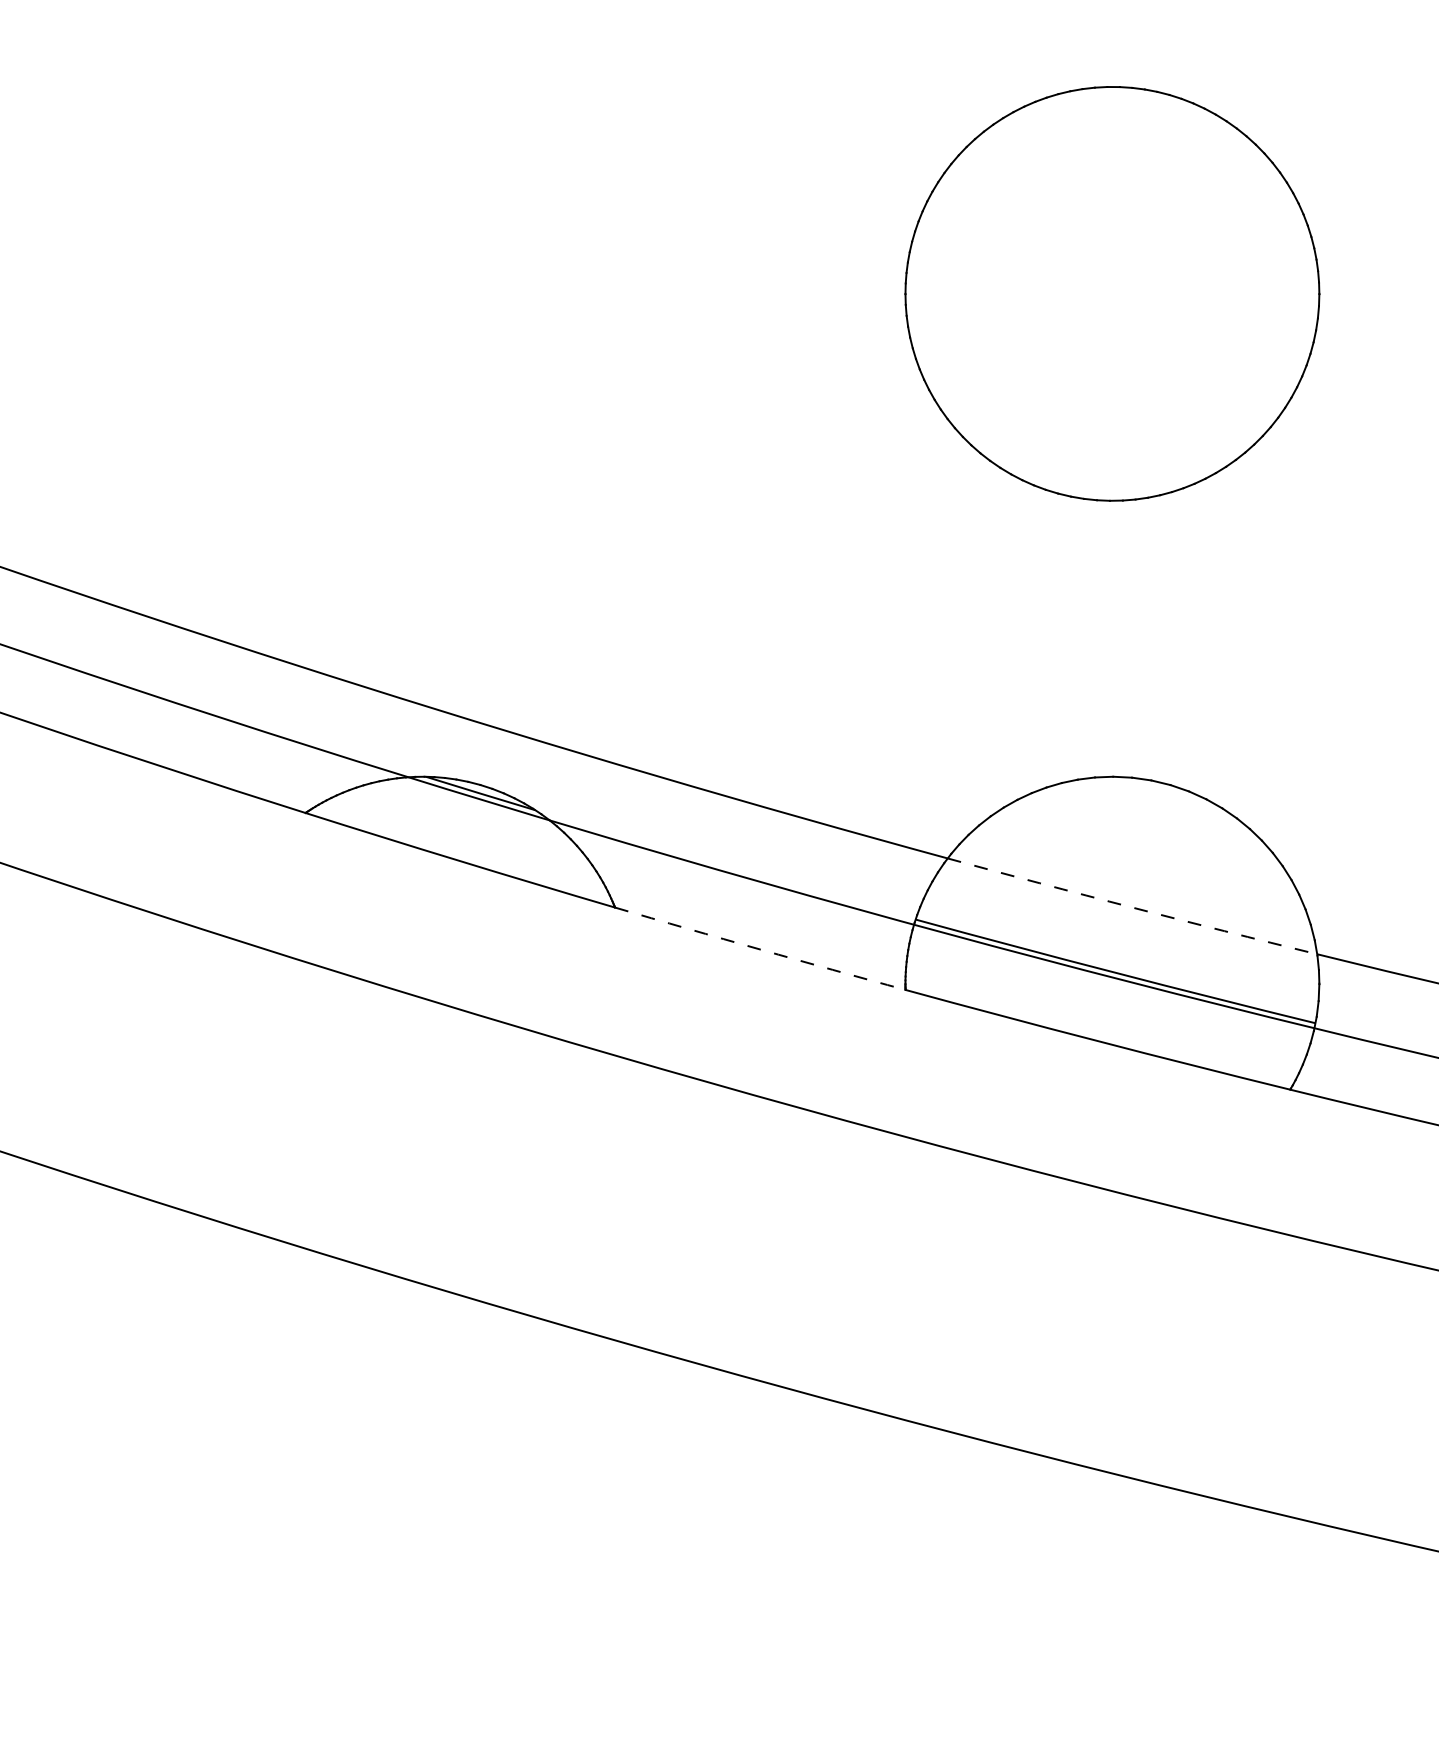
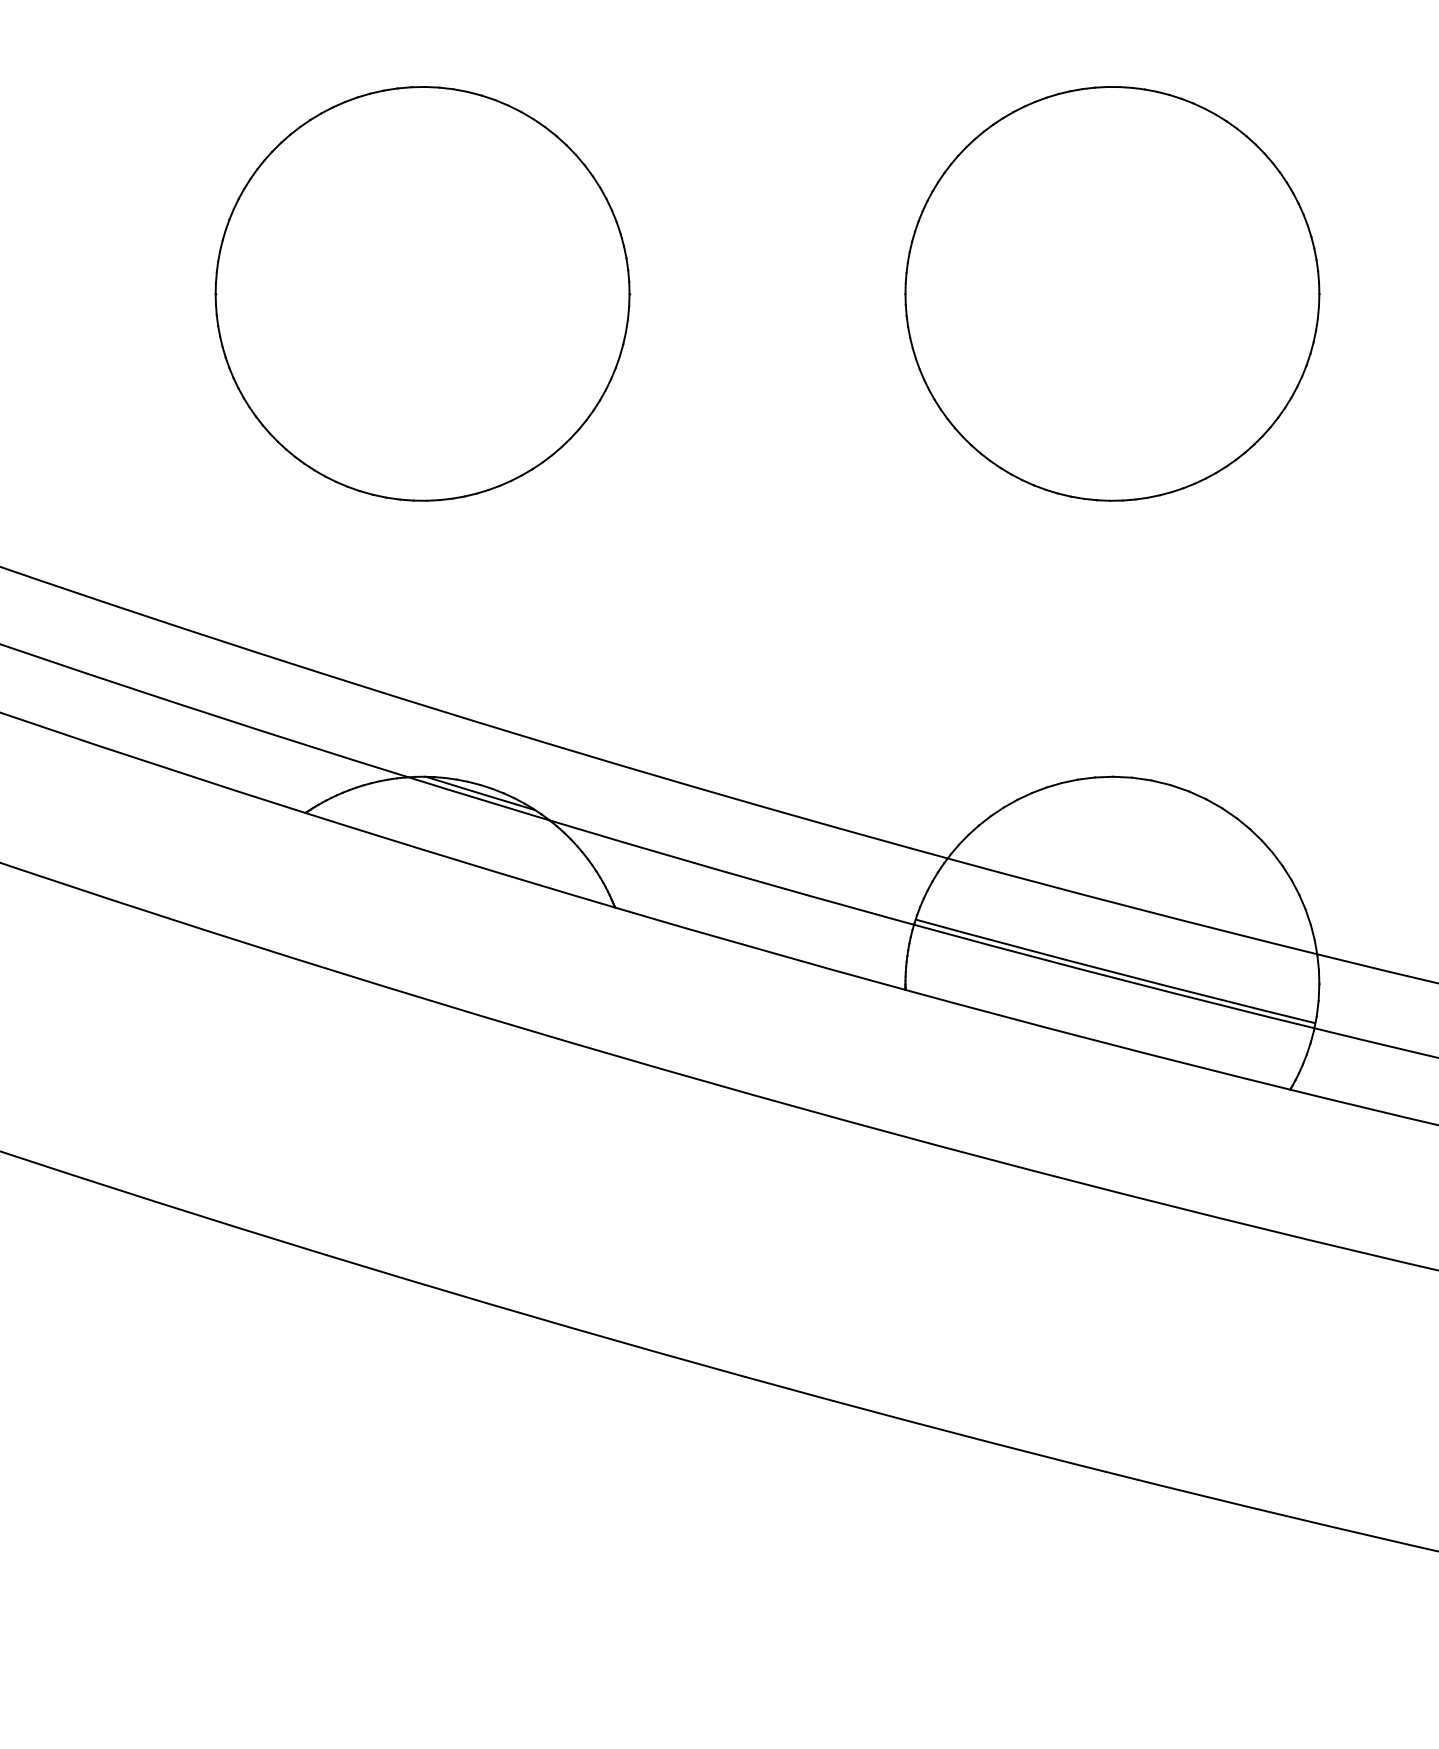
part: none -> present (422, 293)
arc: dashed -> solid (1132, 907)
arc: dashed -> solid (760, 949)
